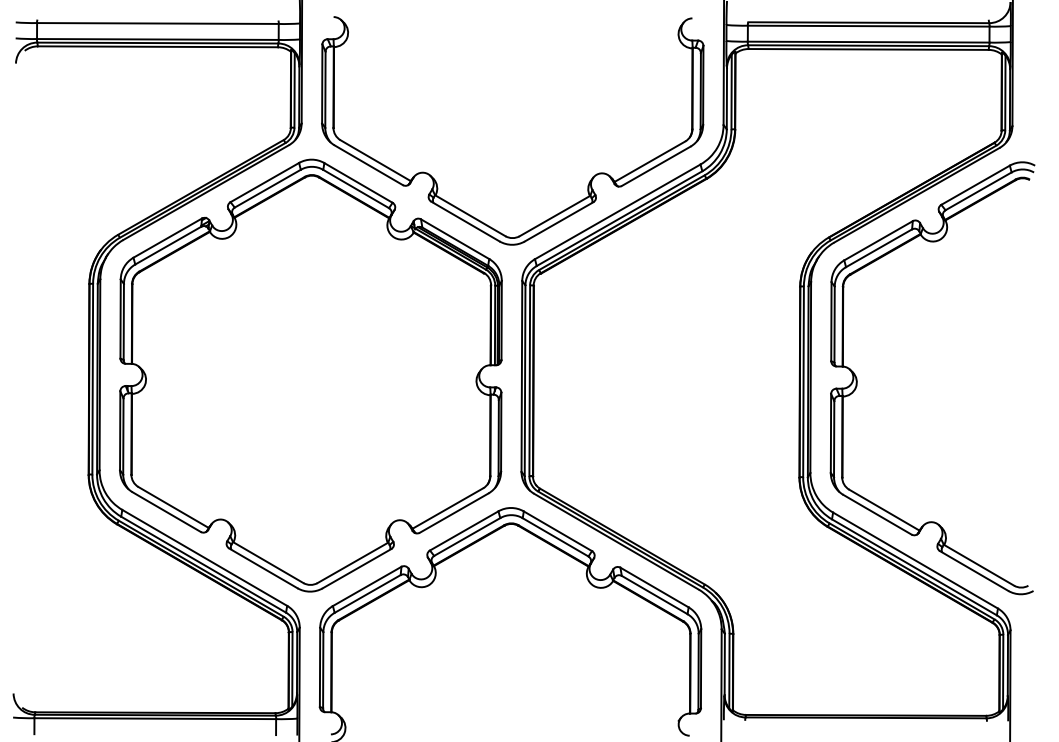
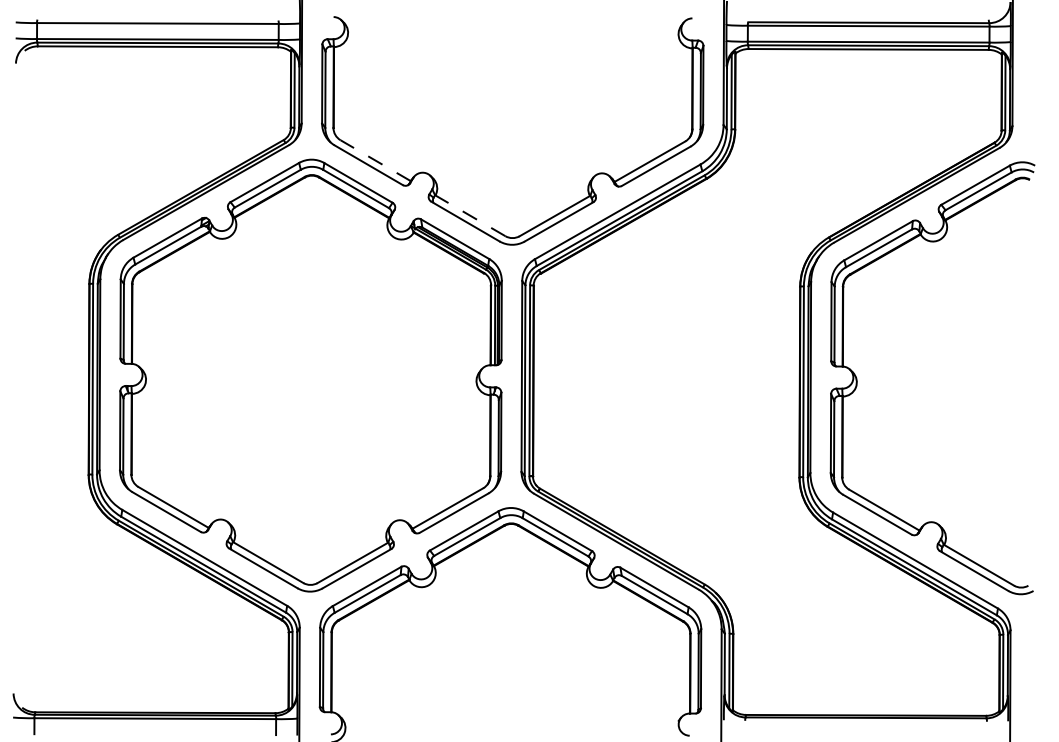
line: solid -> dashed (375, 160)
line: solid -> dashed (470, 215)
